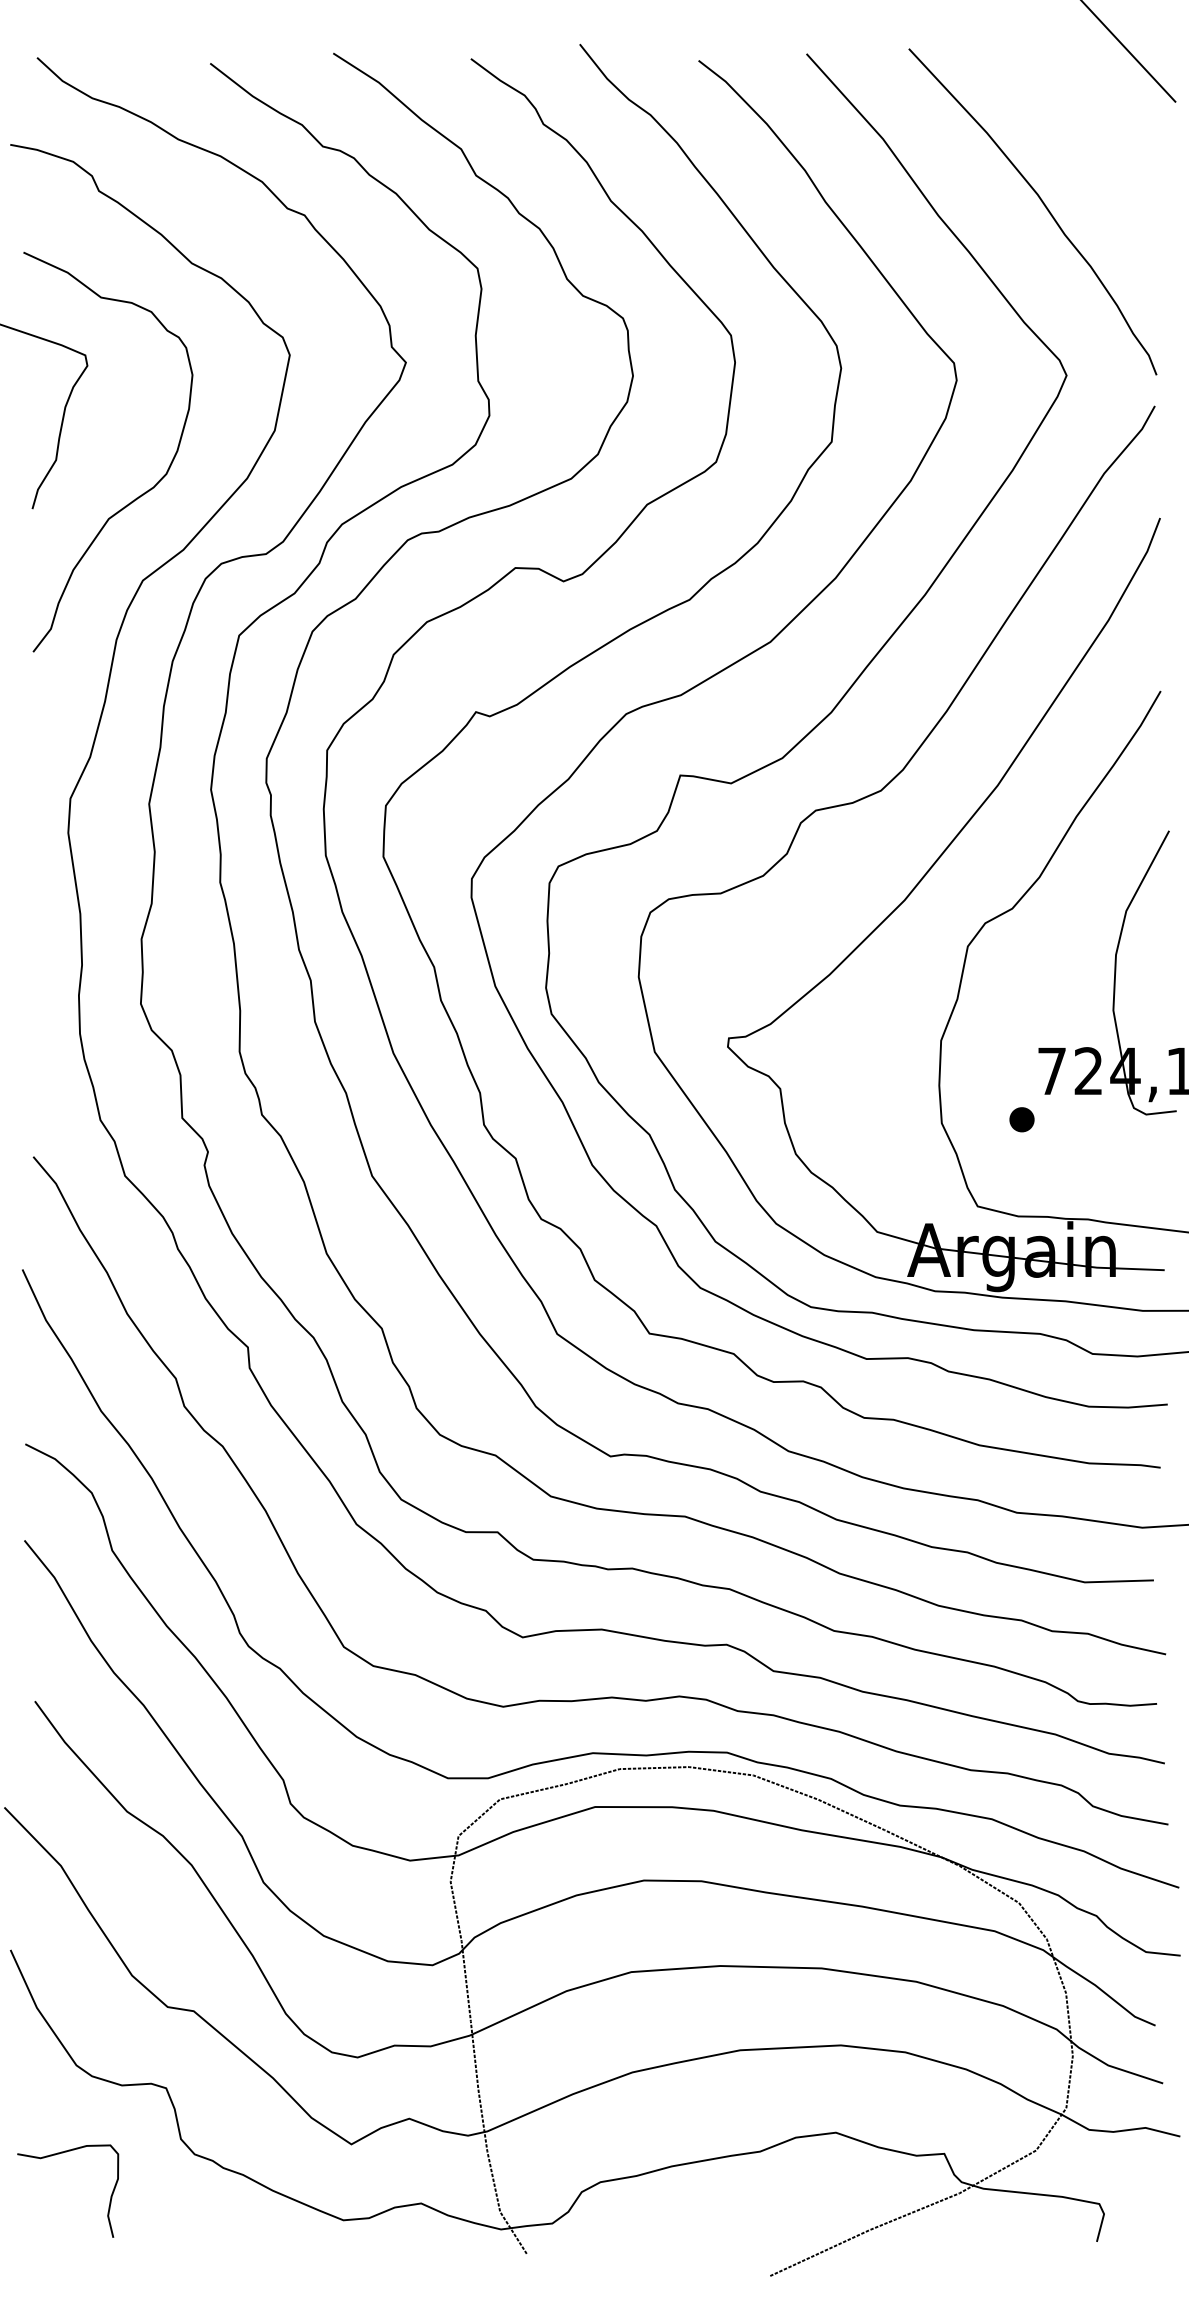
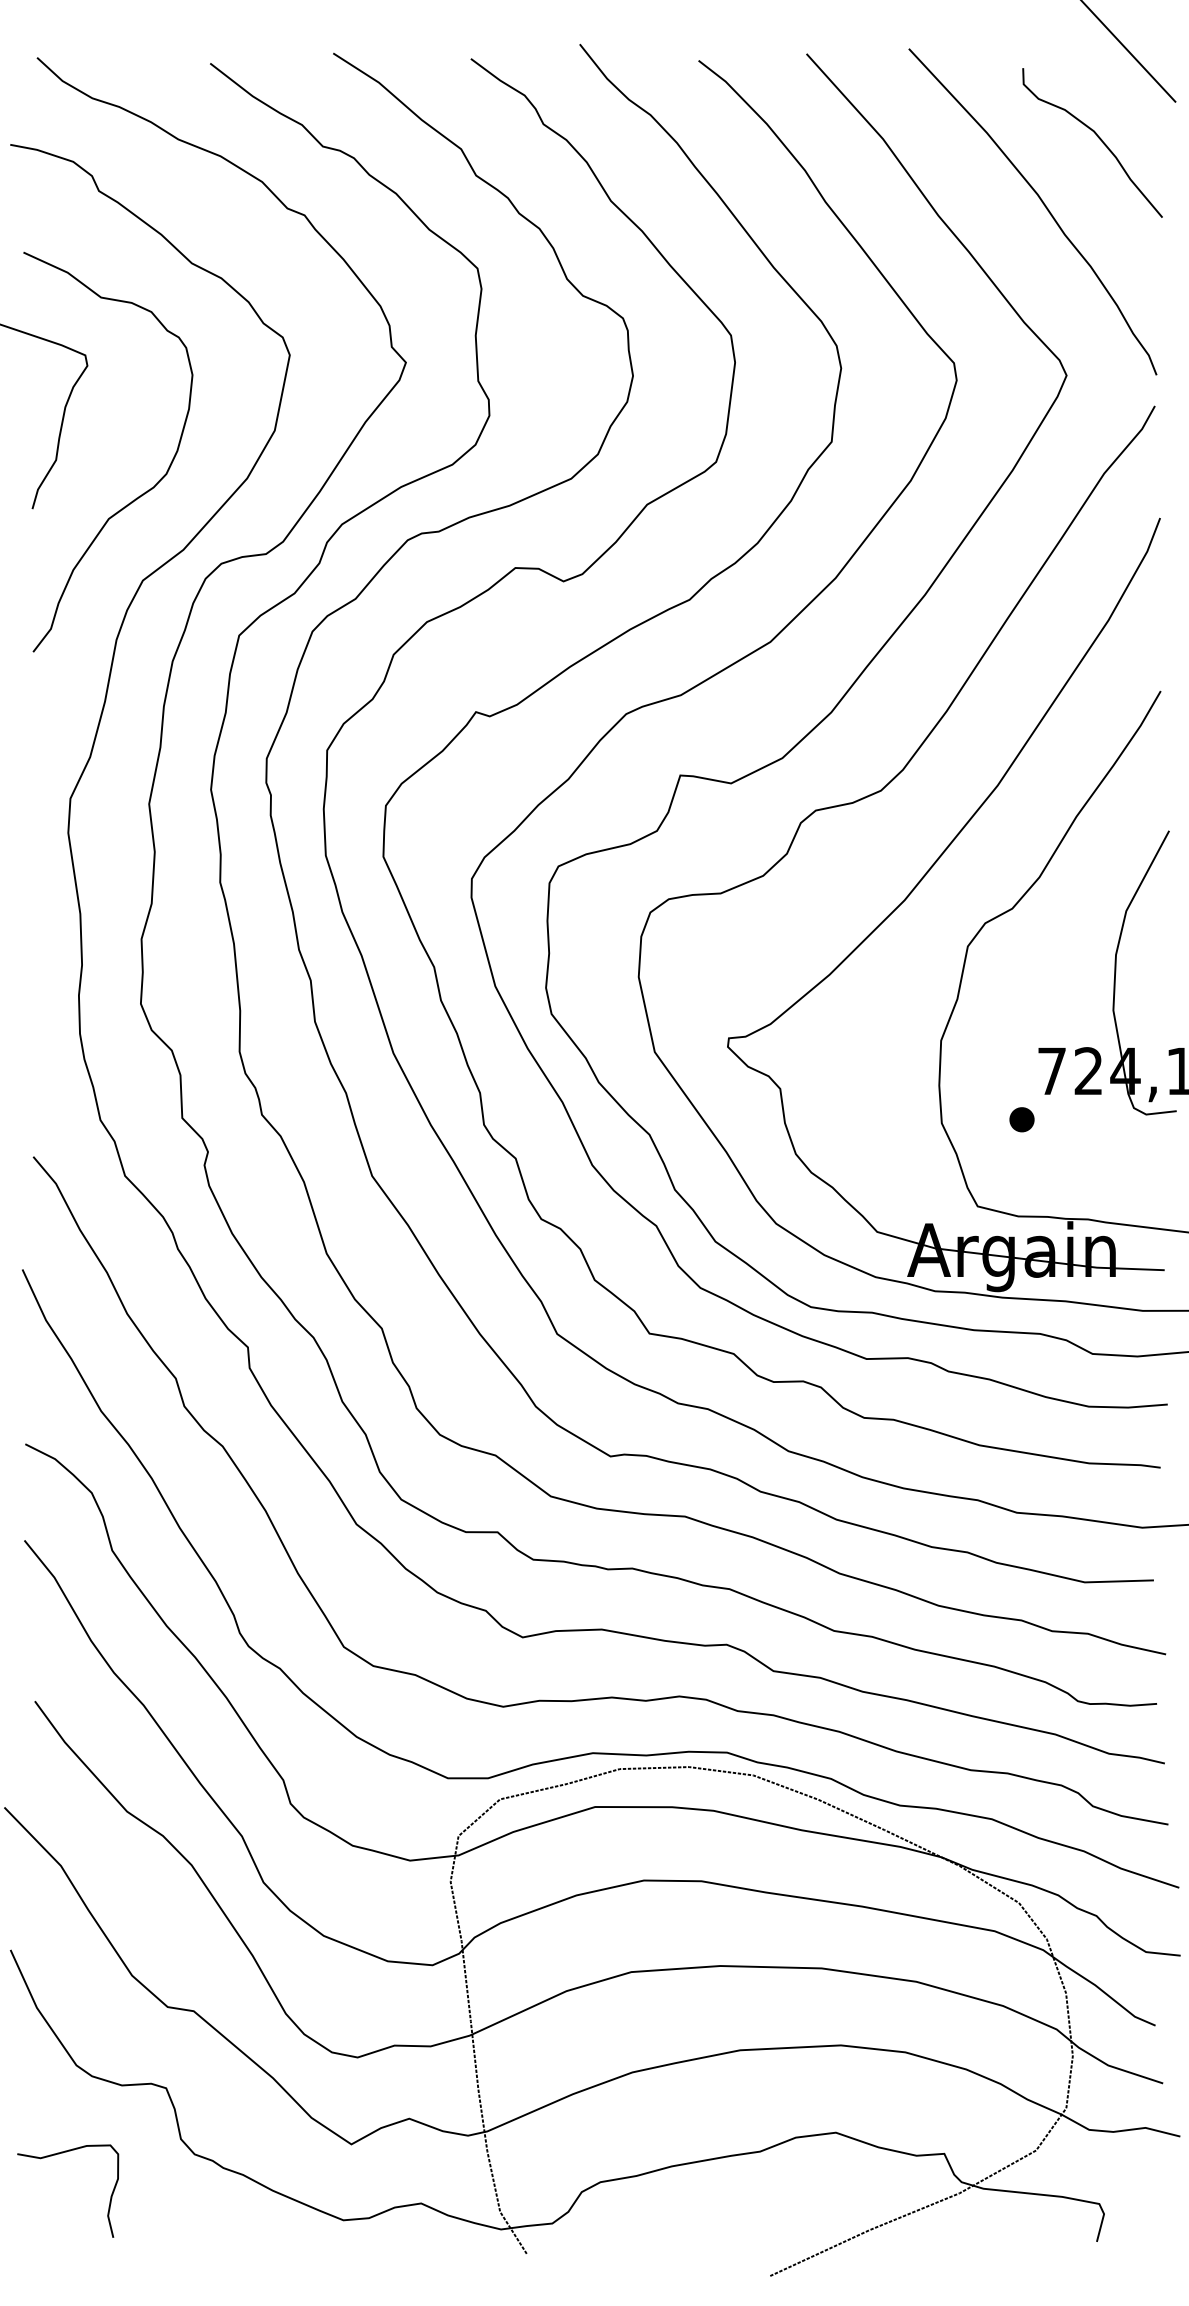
curve: none -> present (1097, 137)
